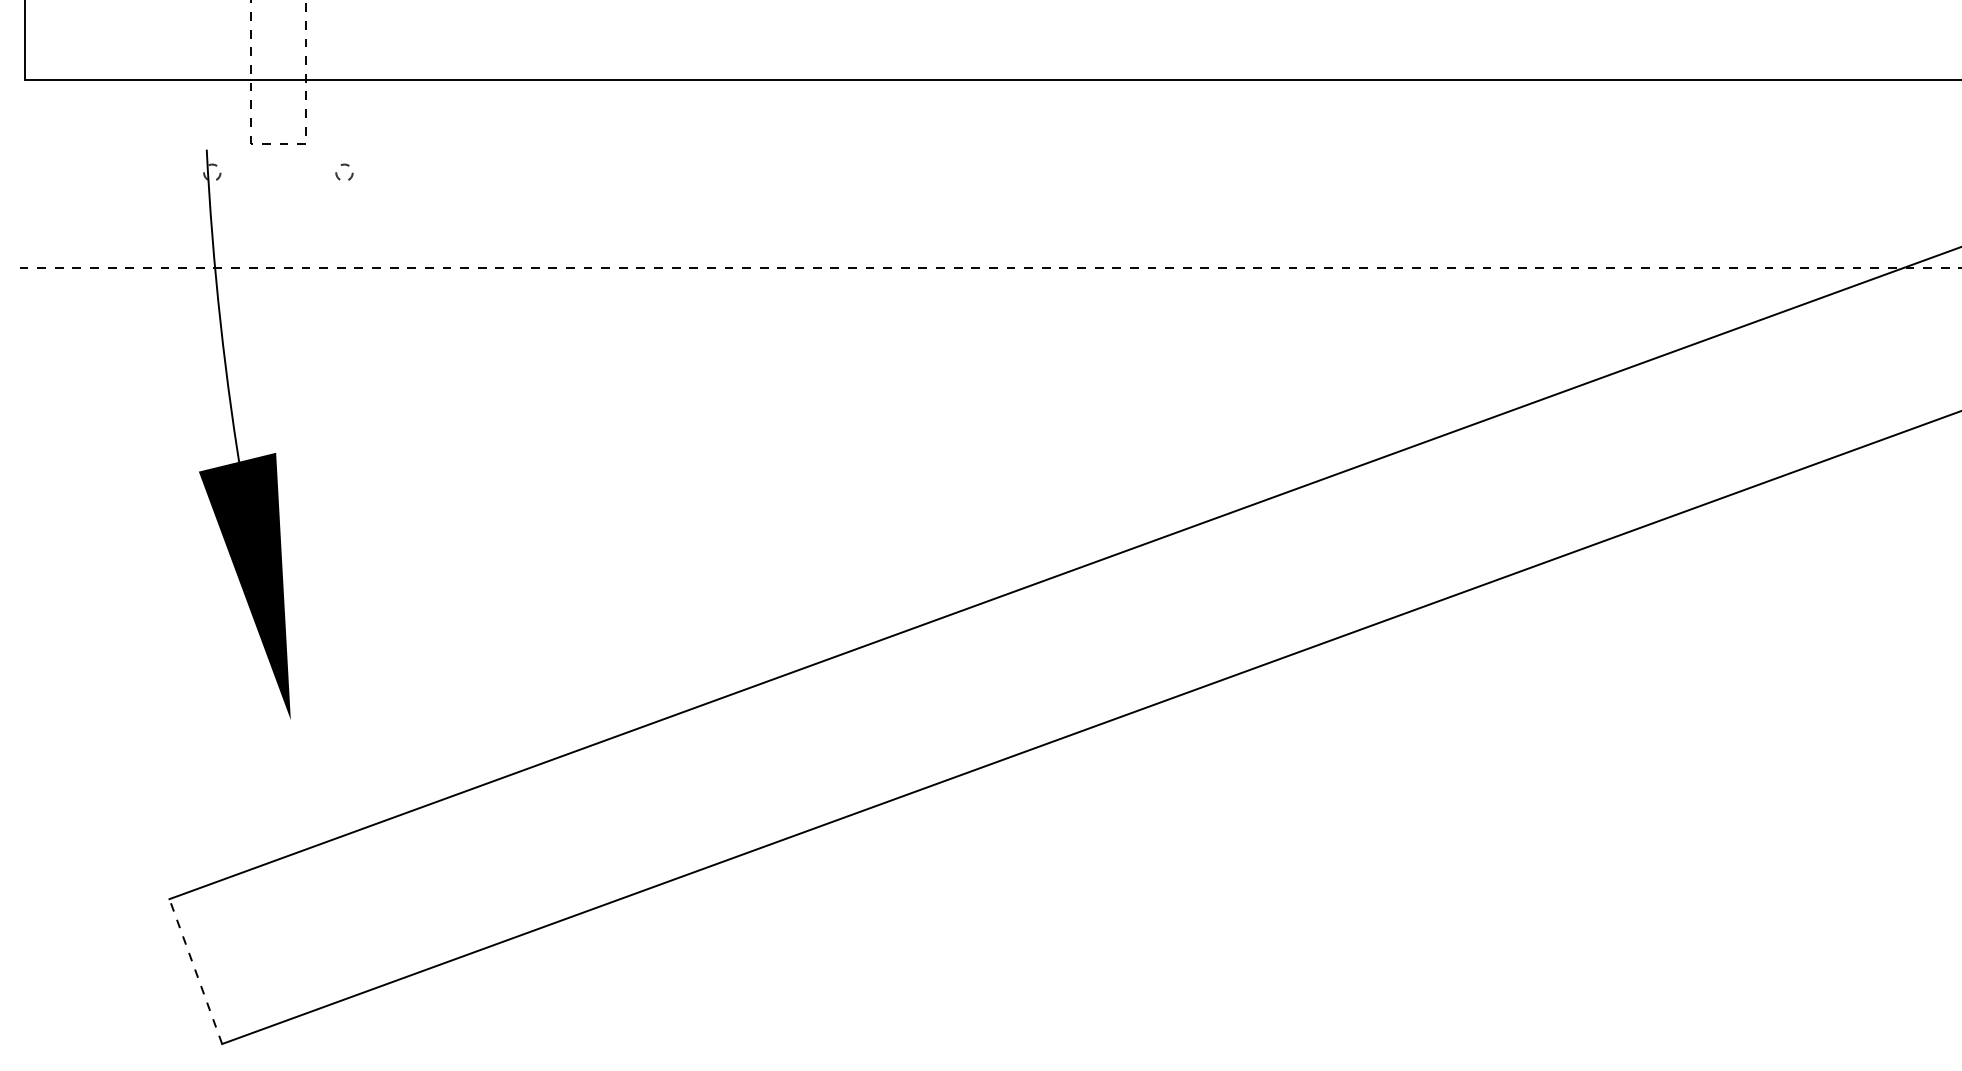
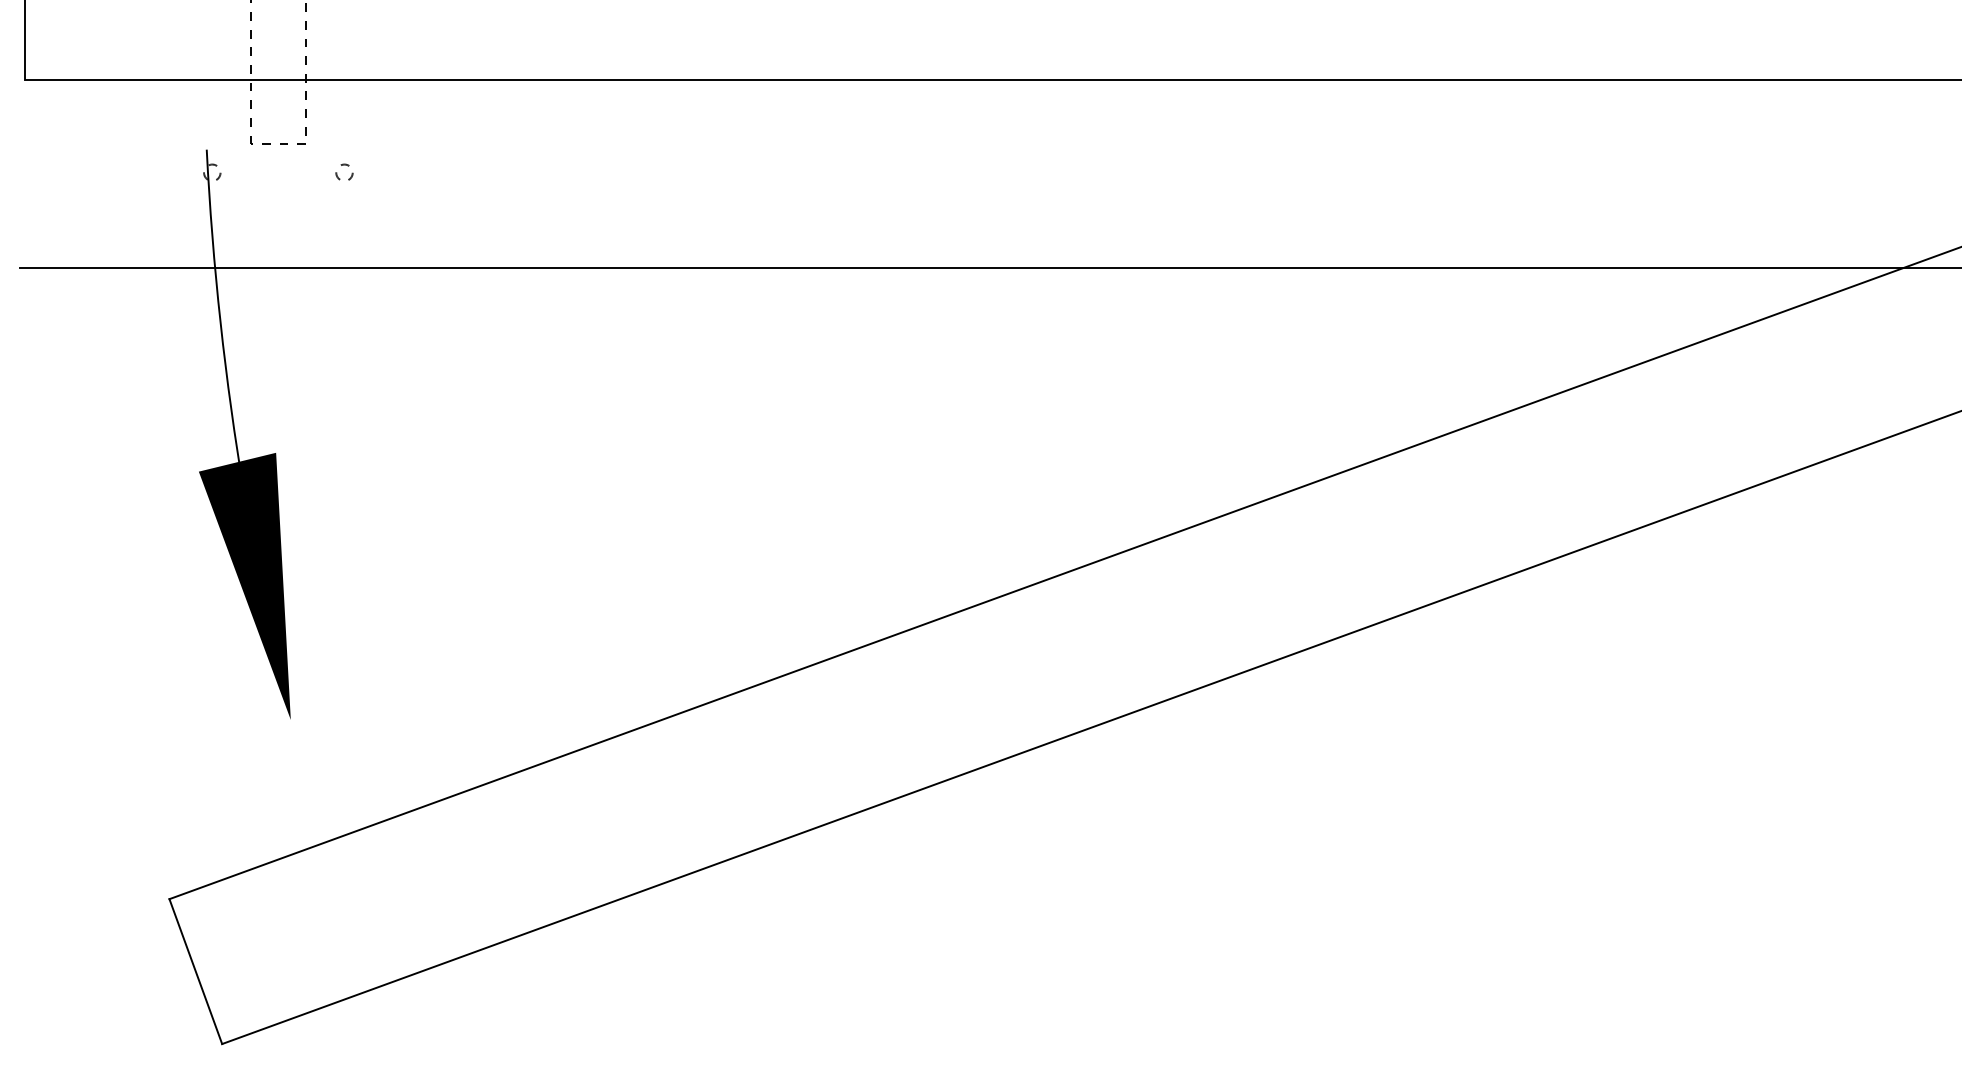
line: dashed -> solid (991, 267)
line: dashed -> solid (195, 971)
